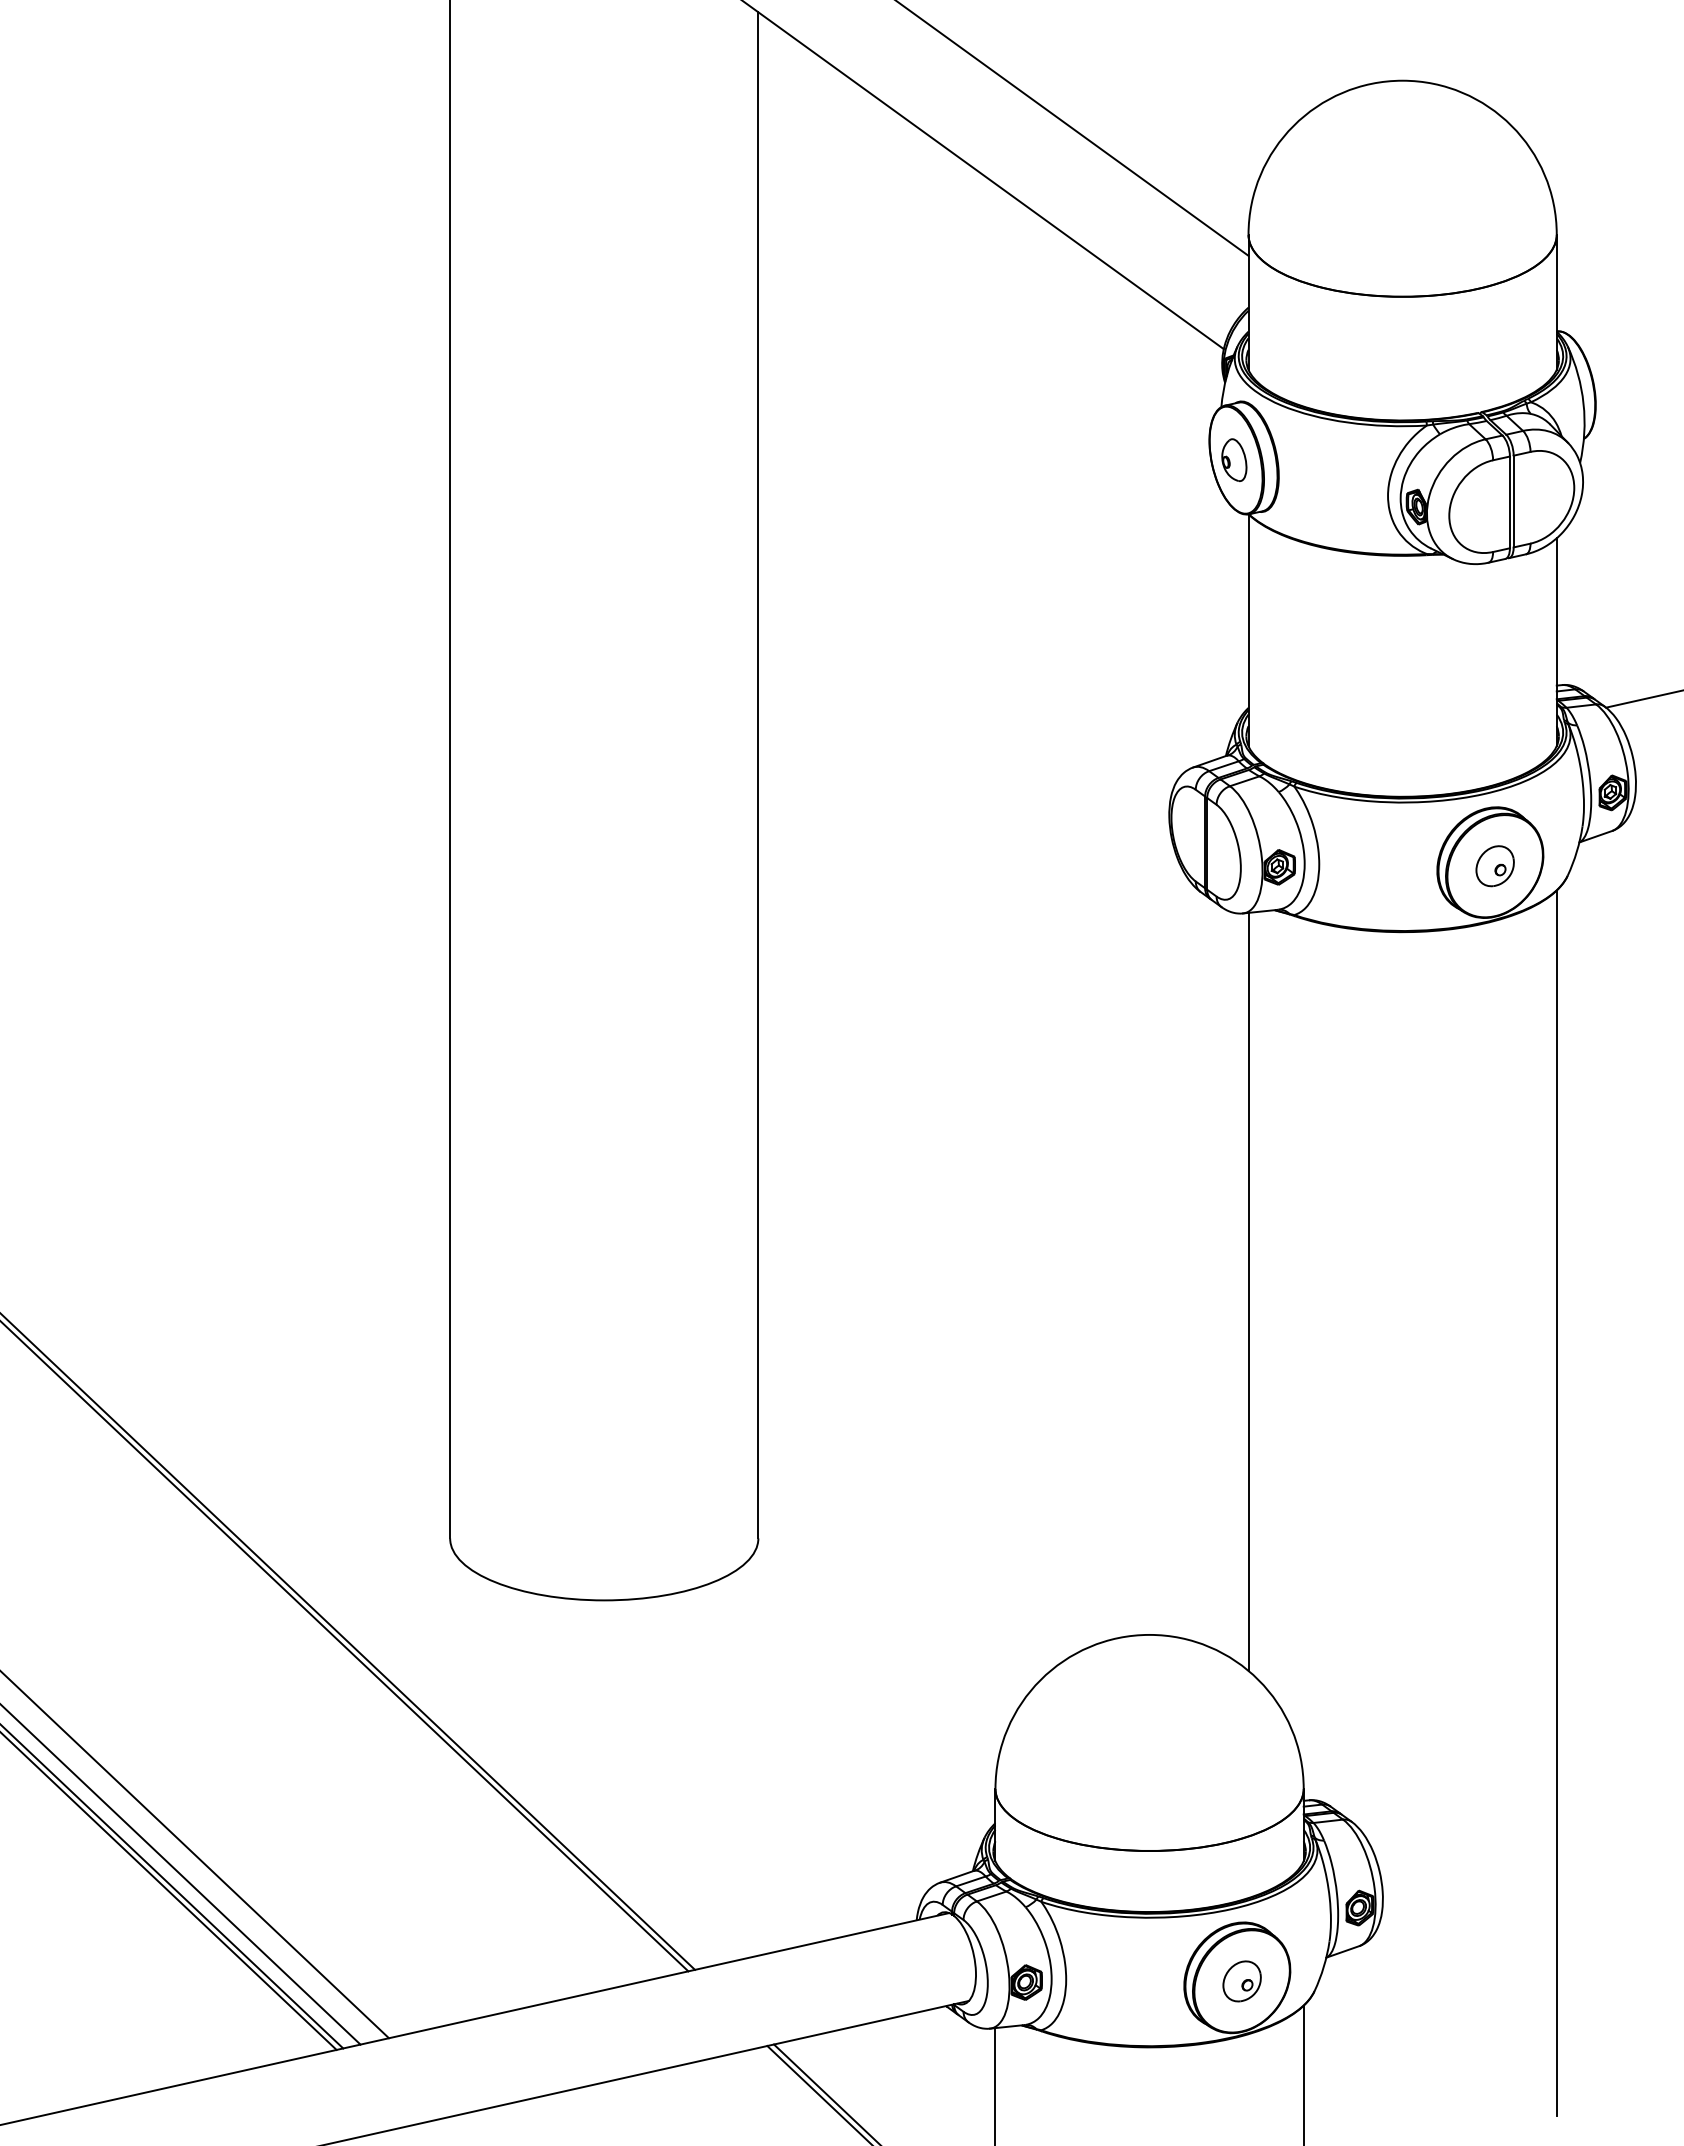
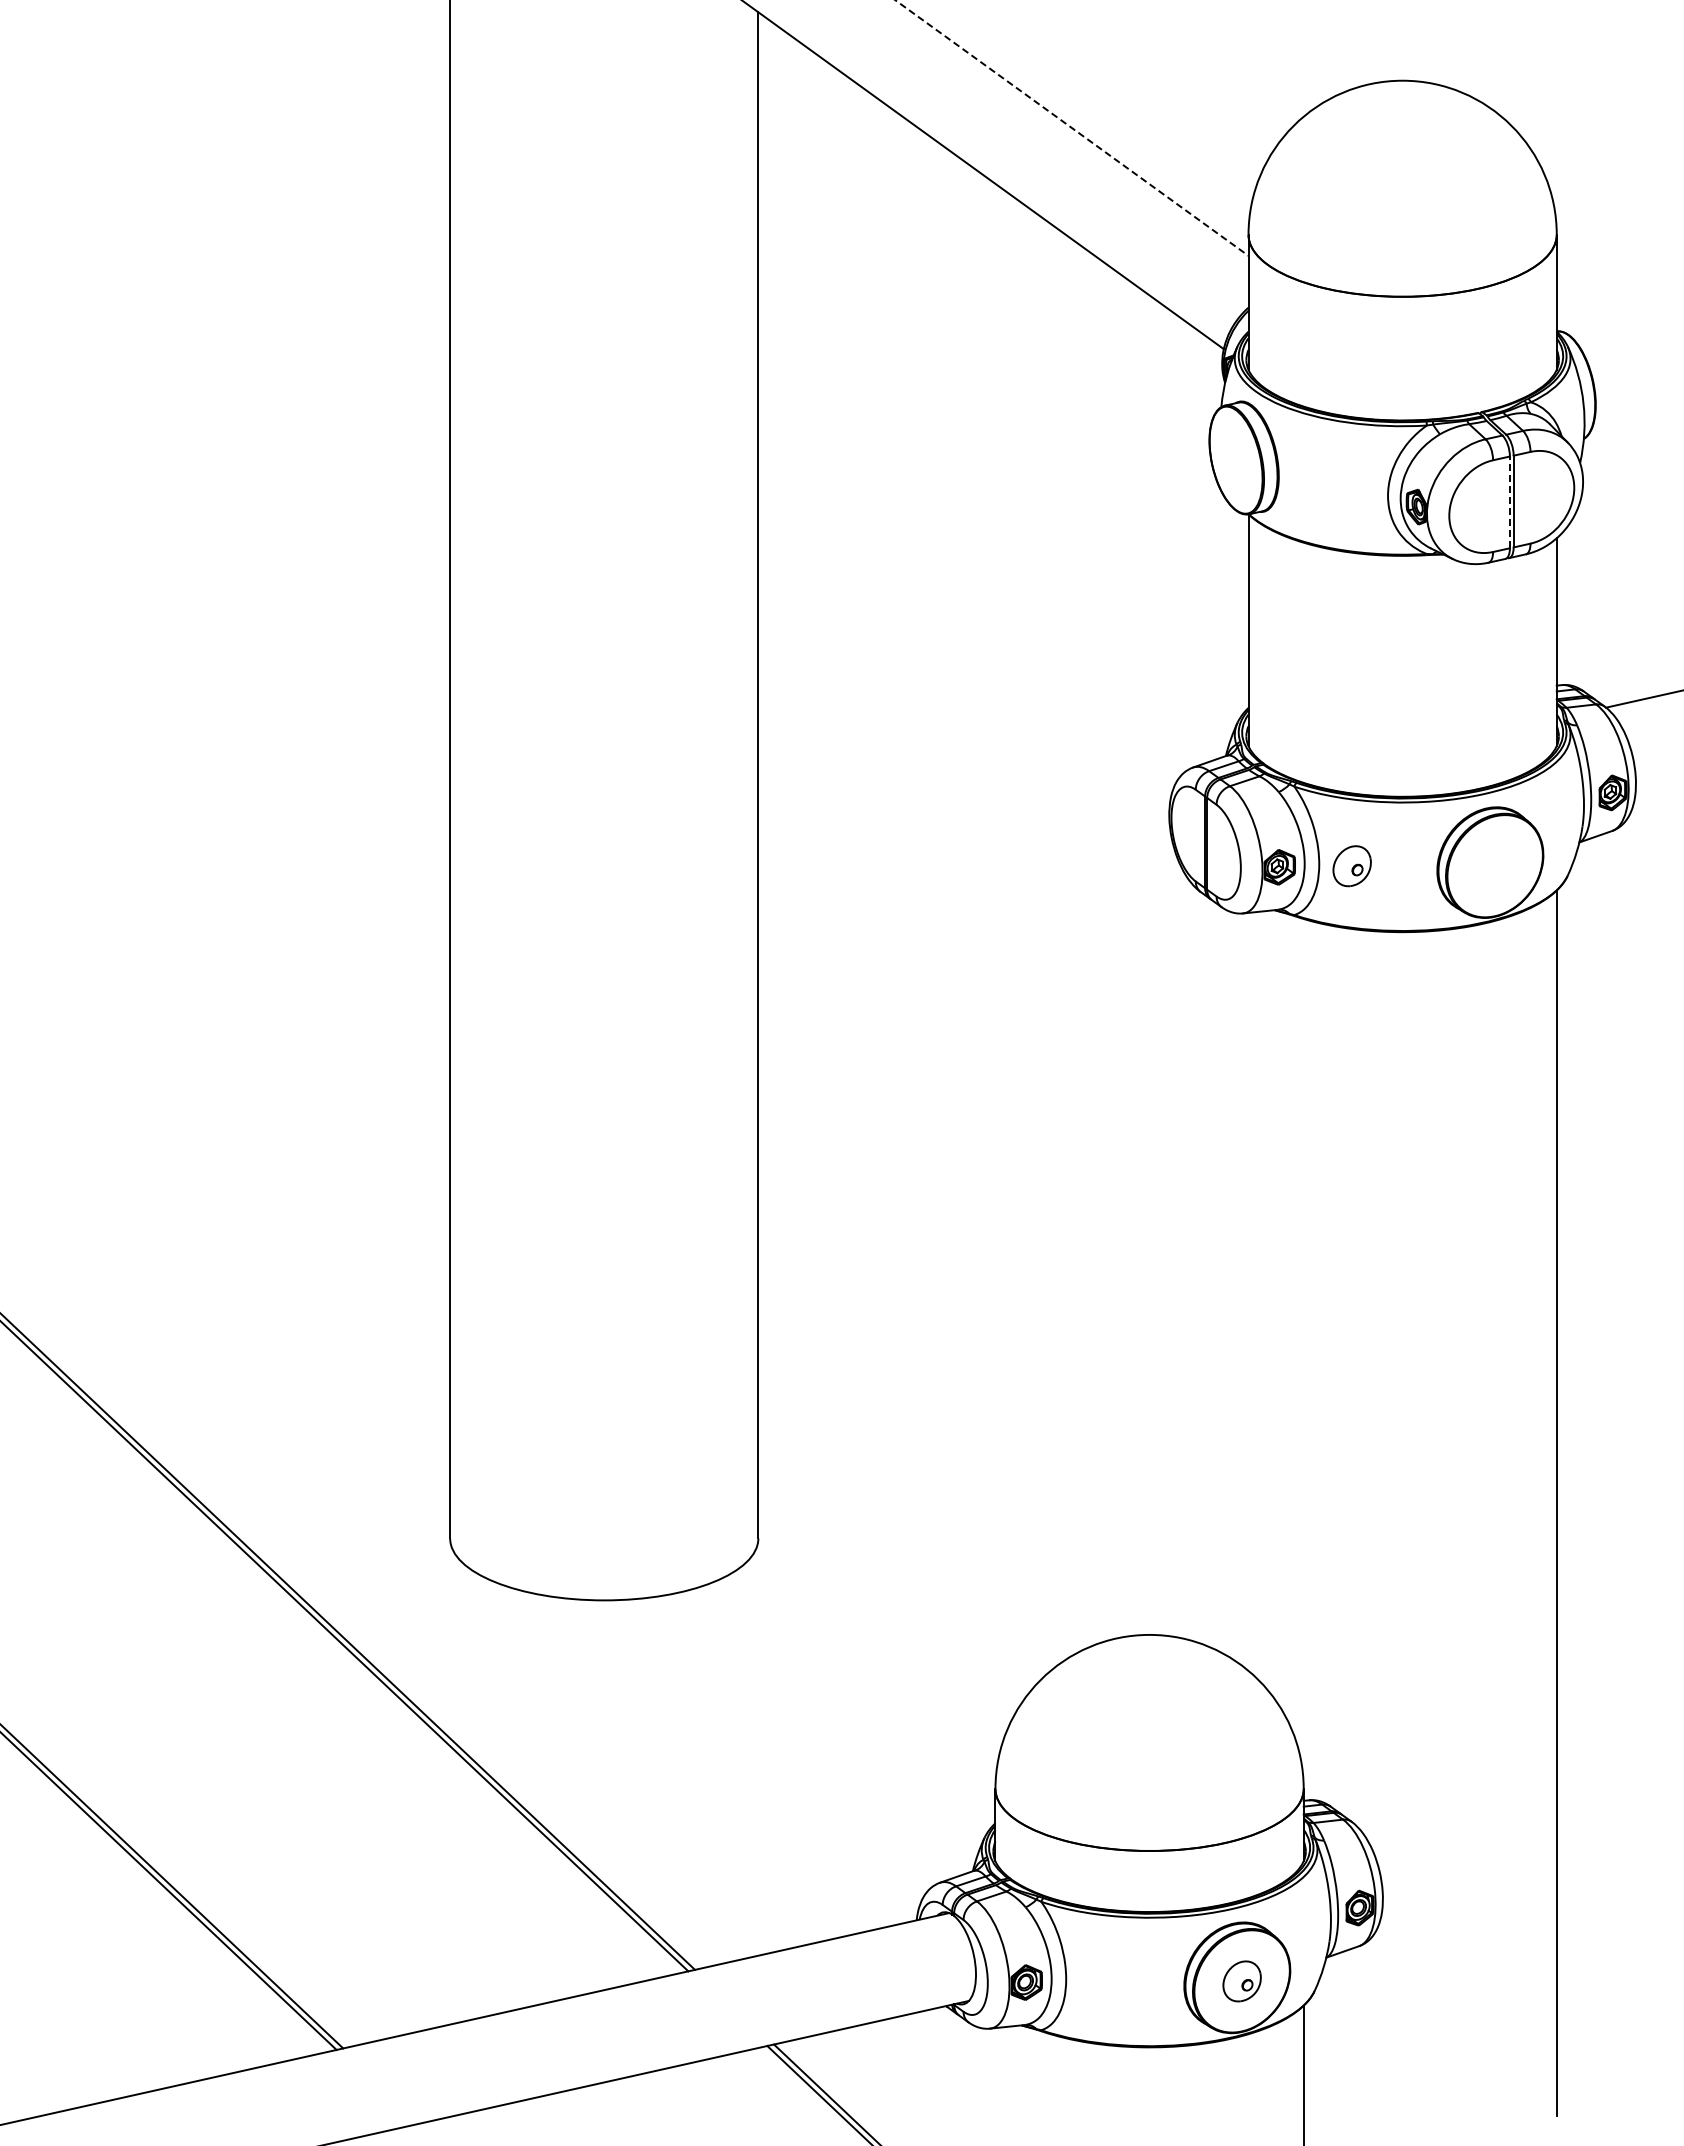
line: solid -> dashed (1071, 128)
part: present -> none (1234, 459)
line: solid -> dashed (1509, 502)
part position: (1494, 866) -> (1351, 866) (1351, 866)
line: present -> none (1248, 1291)
line: present -> none (195, 1855)
line: present -> none (181, 1874)
line: present -> none (995, 2085)
